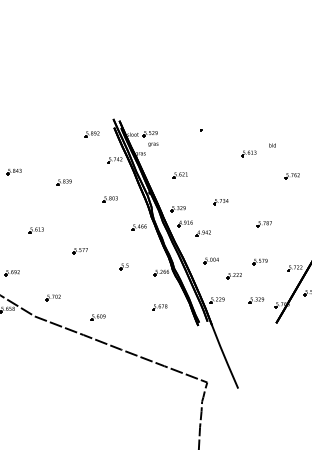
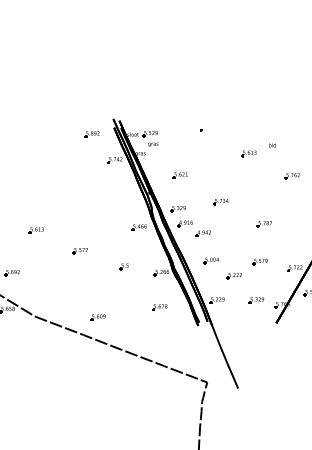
part: present -> none (13, 171)
part: present -> none (63, 182)
part: present -> none (109, 199)
part: present -> none (52, 297)
